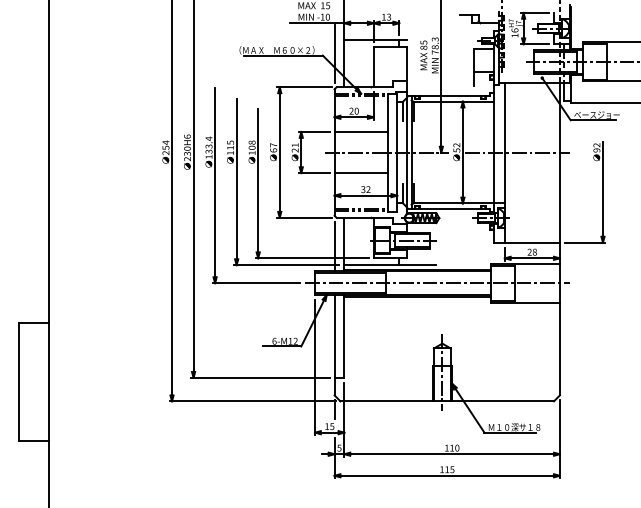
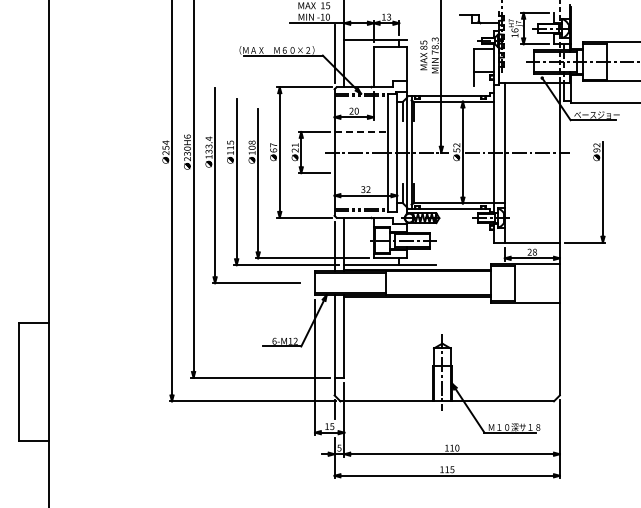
line: solid -> dashed (361, 131)
line: present -> none (360, 173)
line: present -> none (437, 283)
